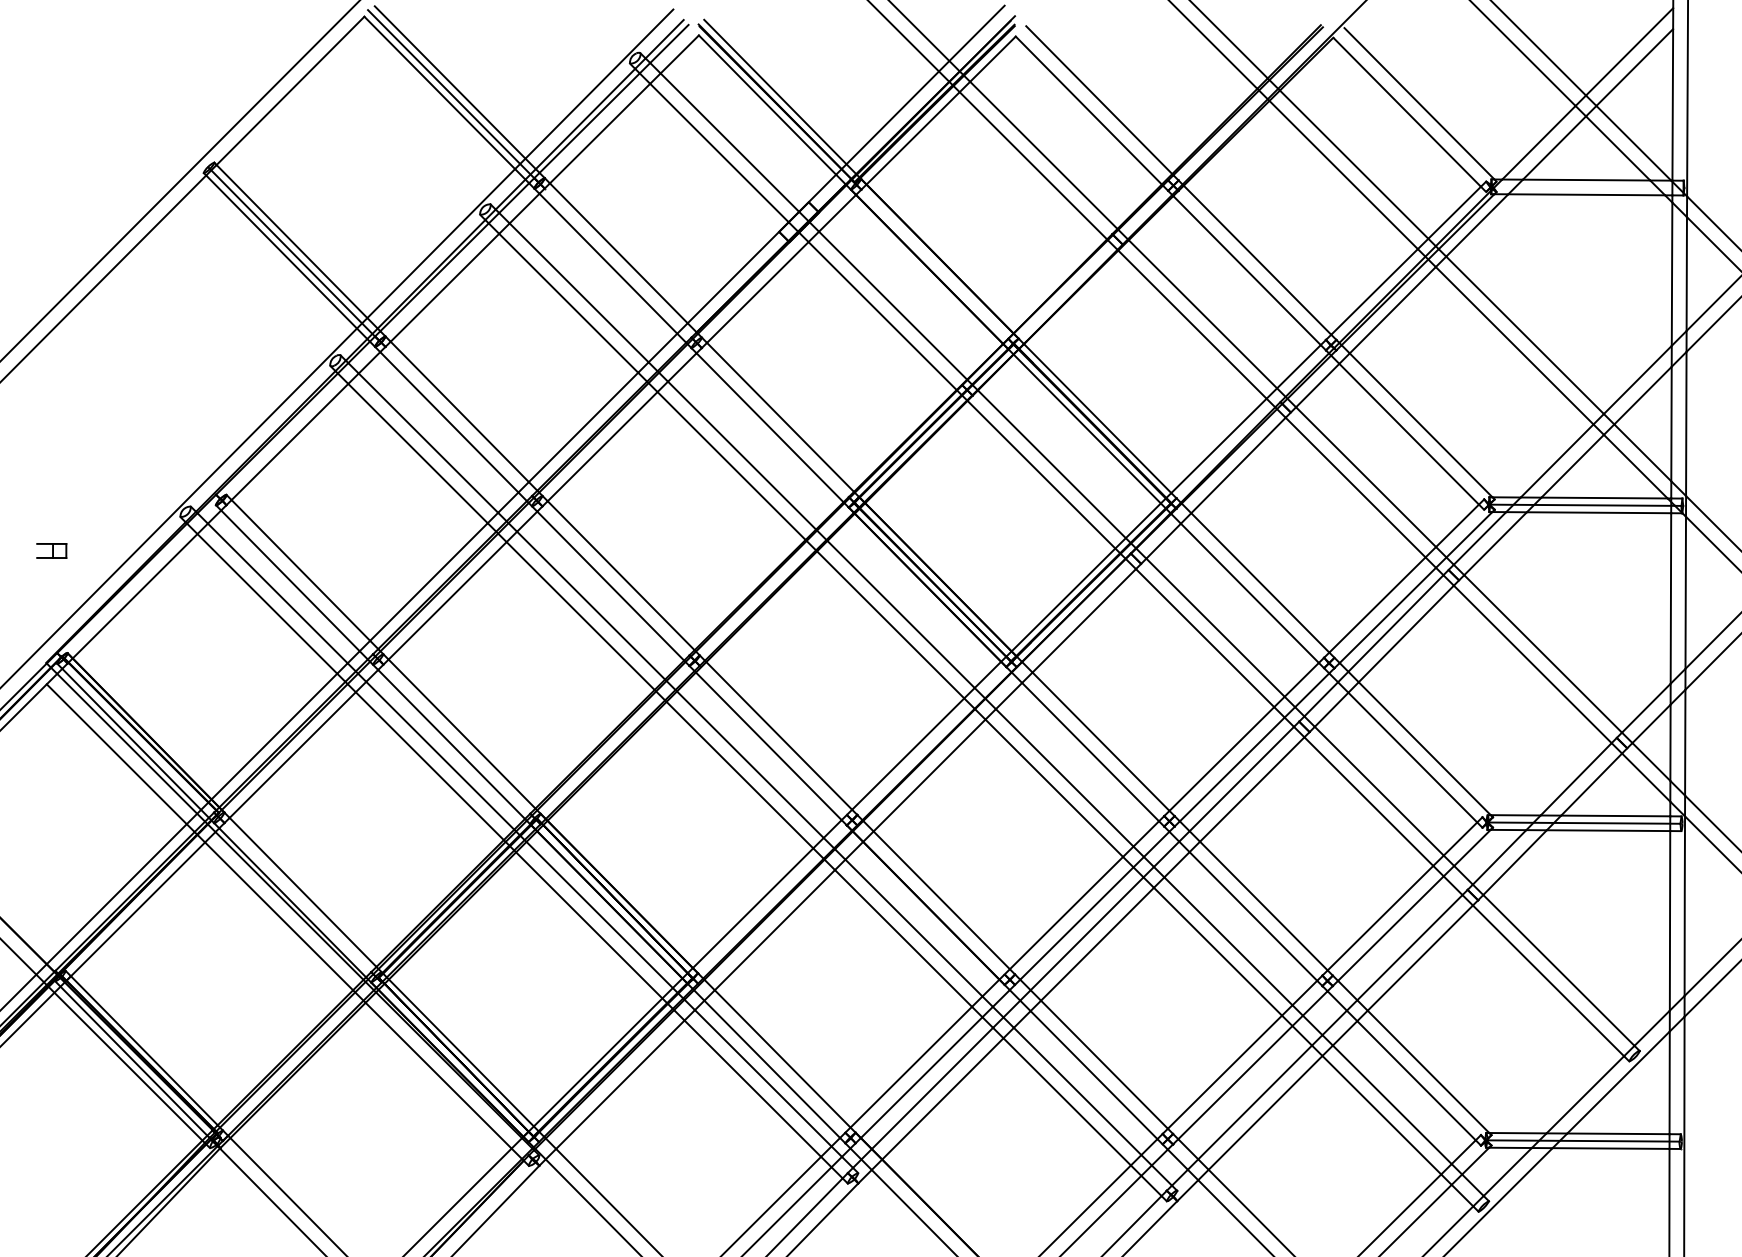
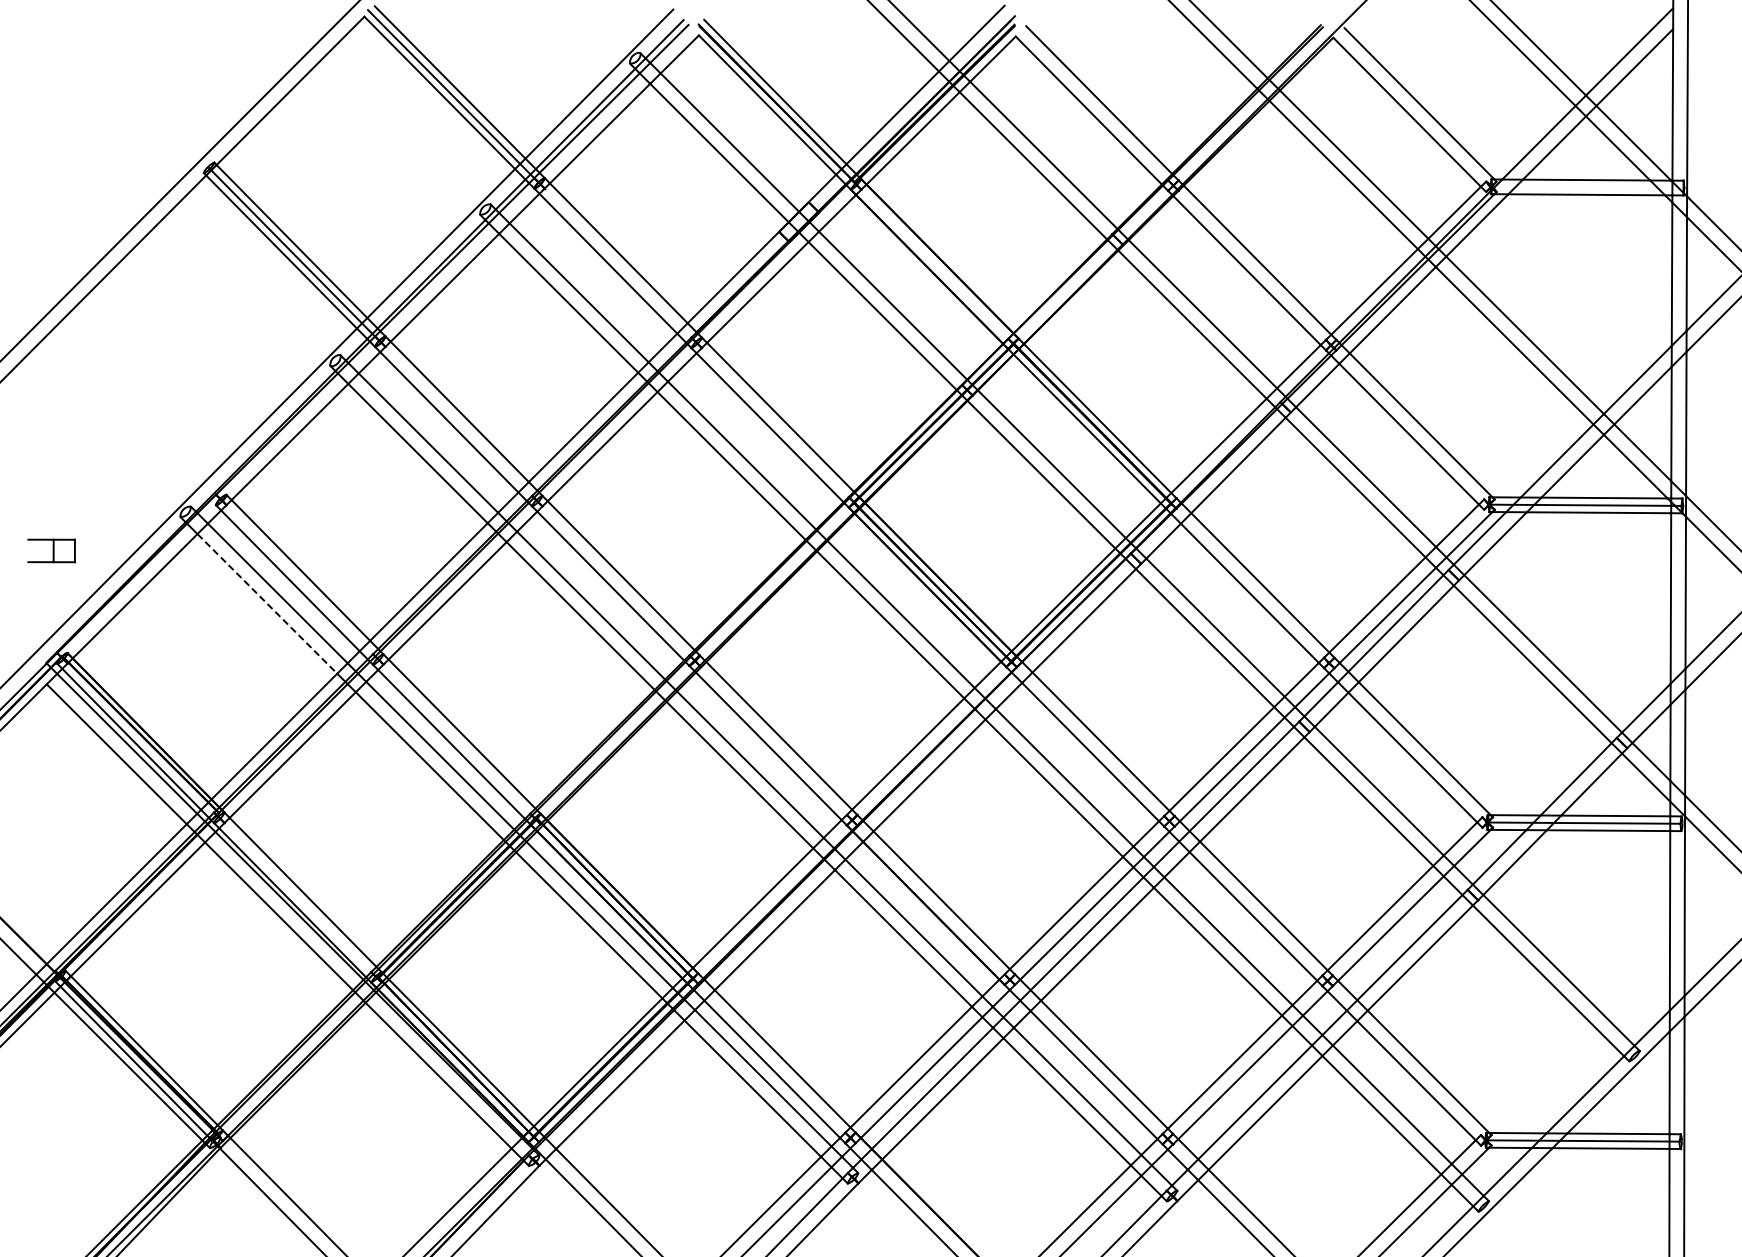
part size: 32x16 px -> 49x26 px (51, 550)
line: solid -> dashed (267, 603)
